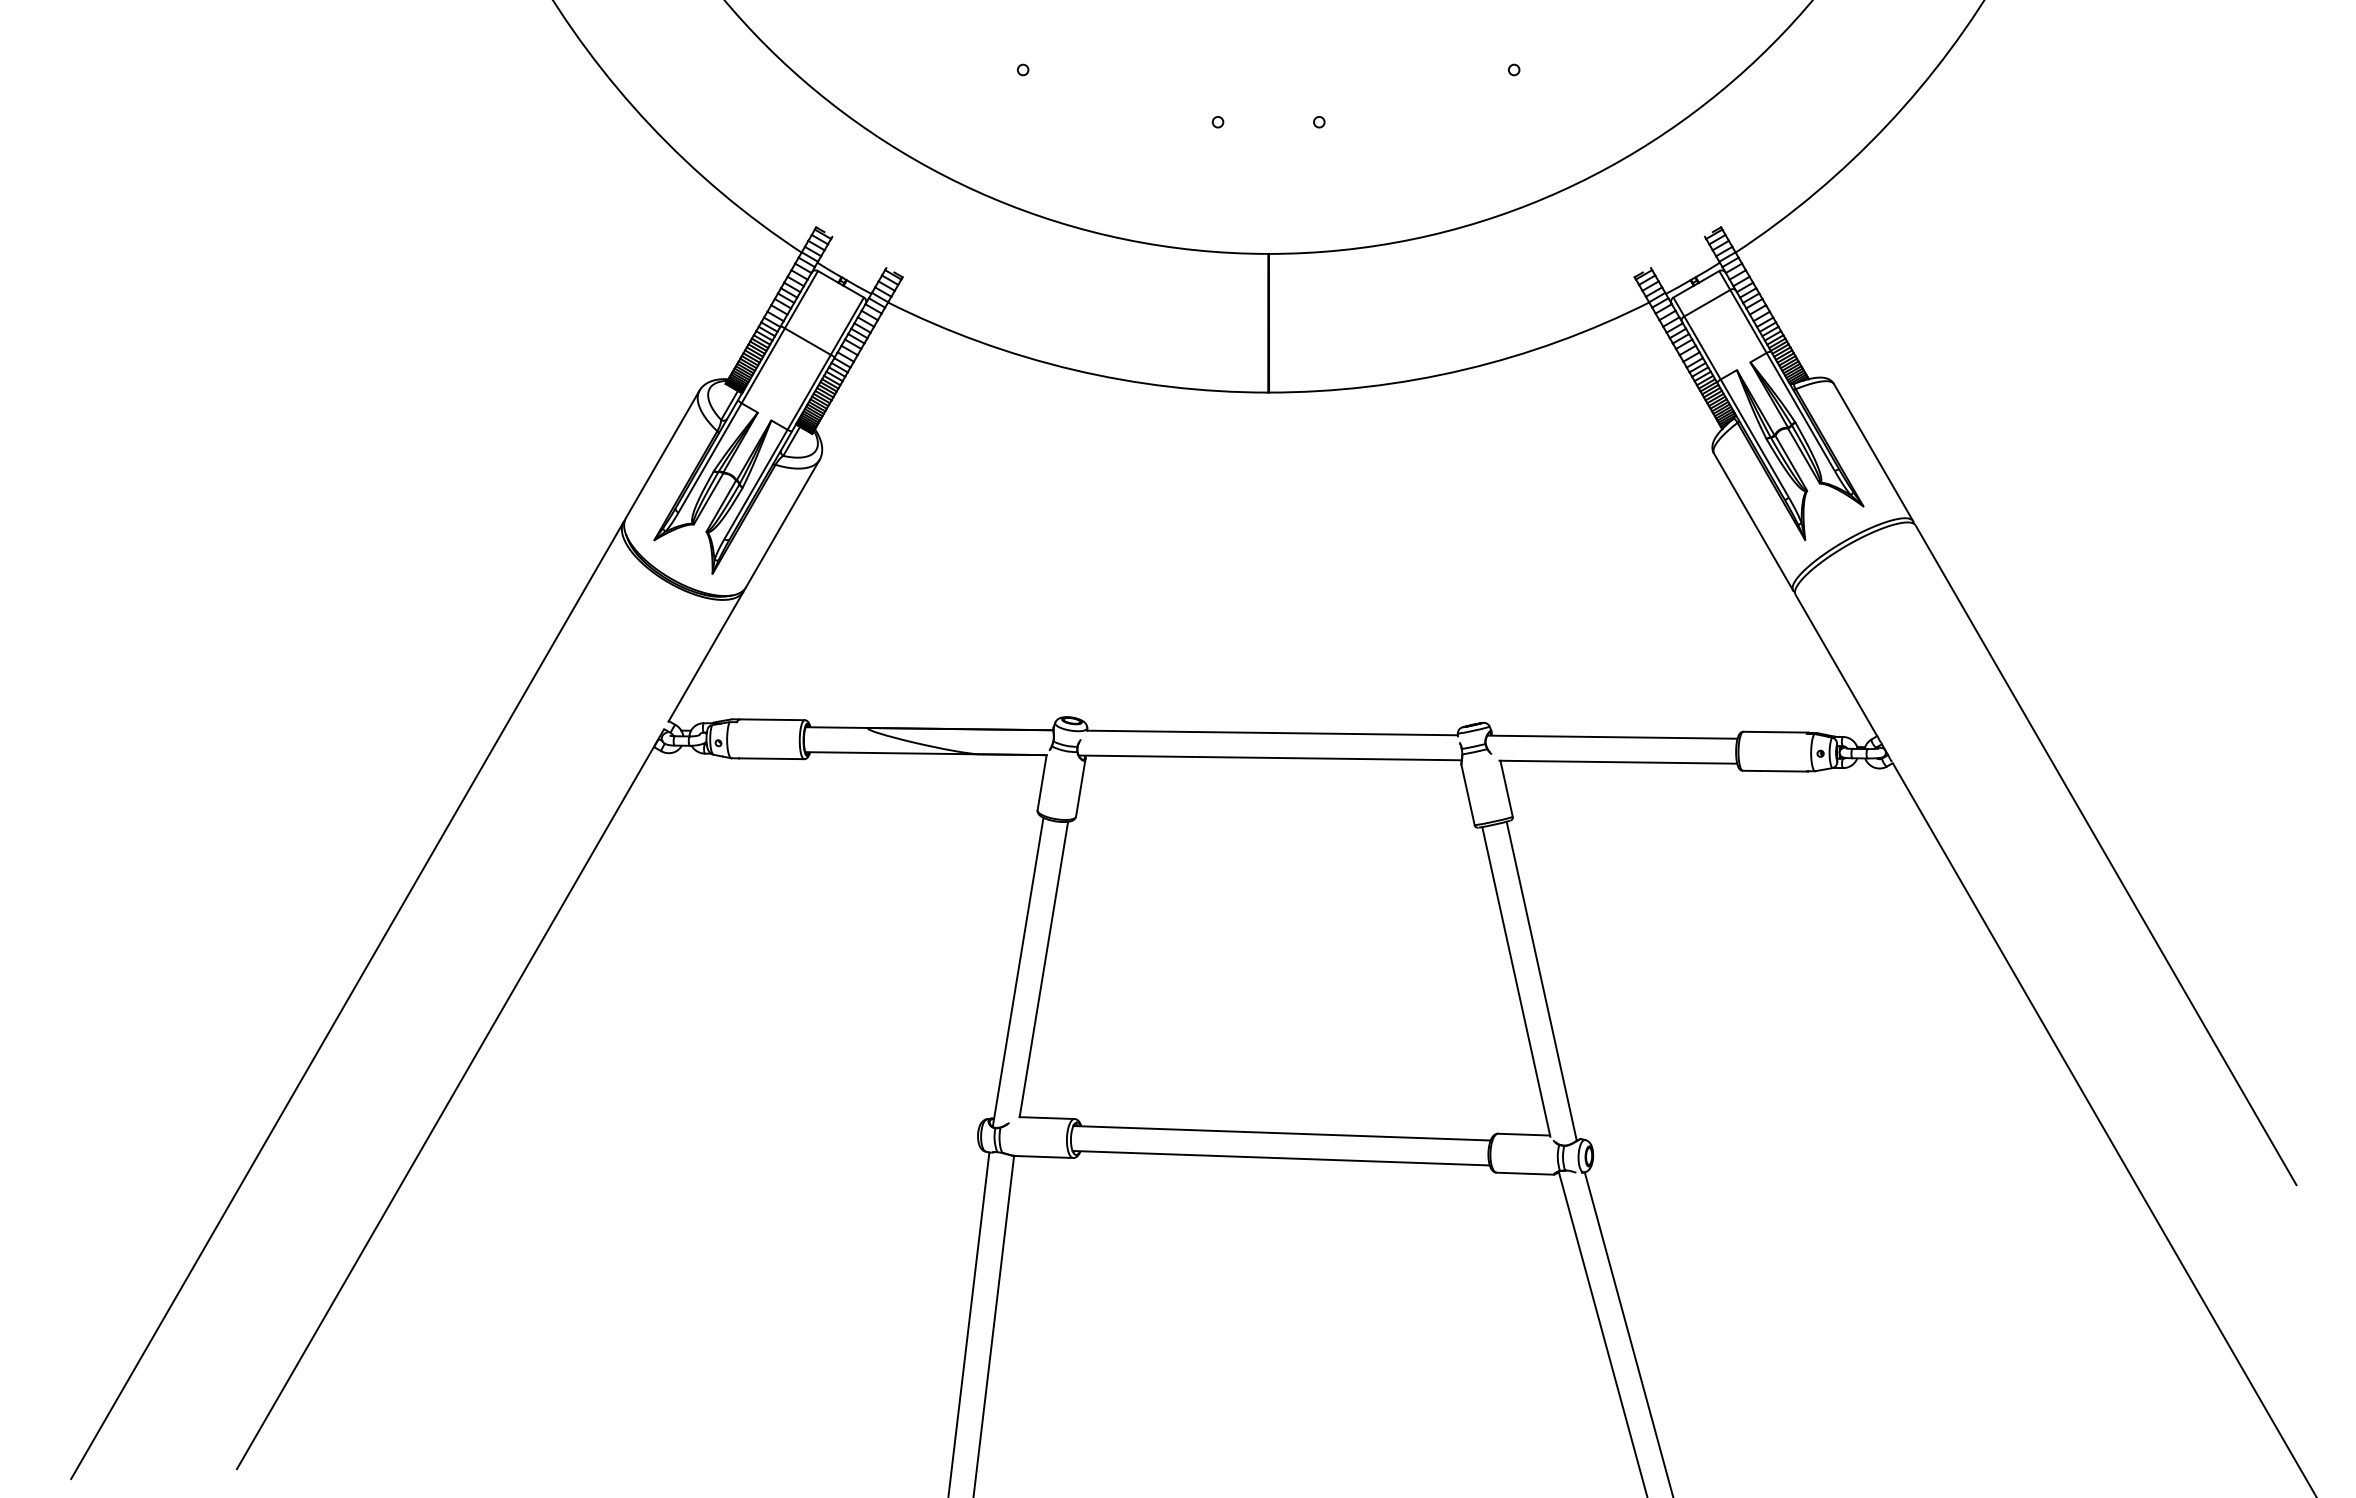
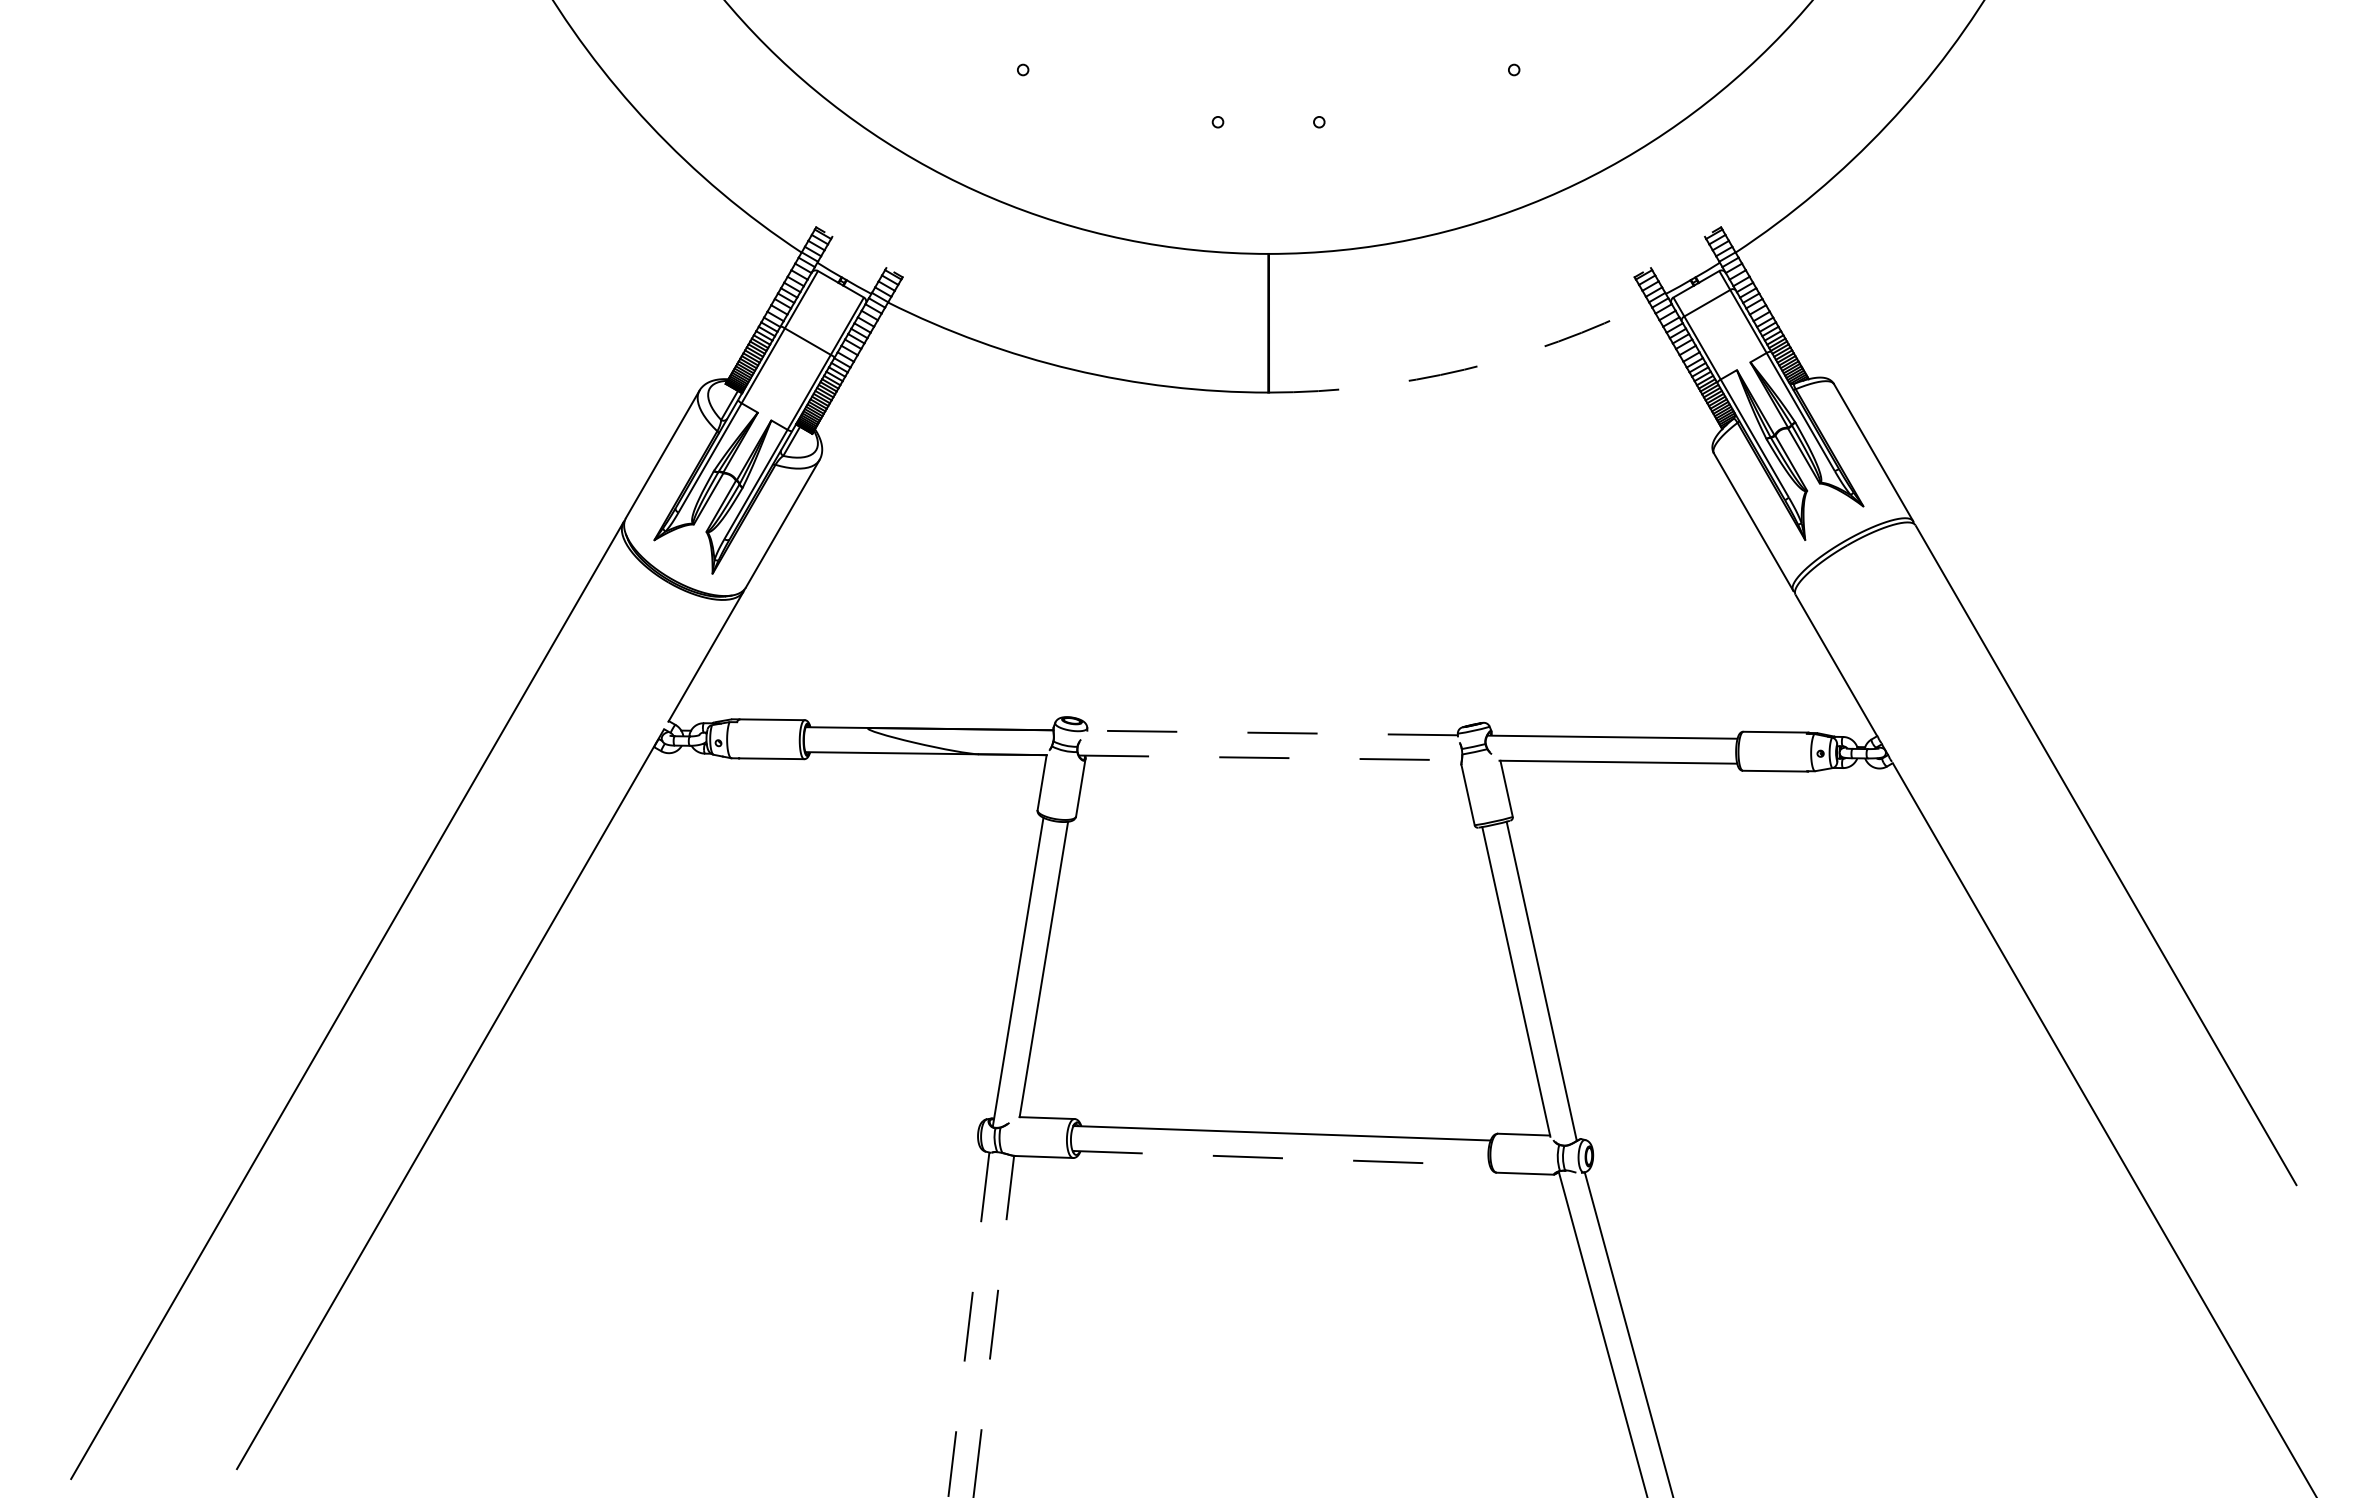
arc: solid -> dashed (1464, 369)
line: solid -> dashed (1272, 732)
line: solid -> dashed (1270, 757)
line: solid -> dashed (1281, 1158)
line: solid -> dashed (968, 1325)
line: solid -> dashed (993, 1326)
